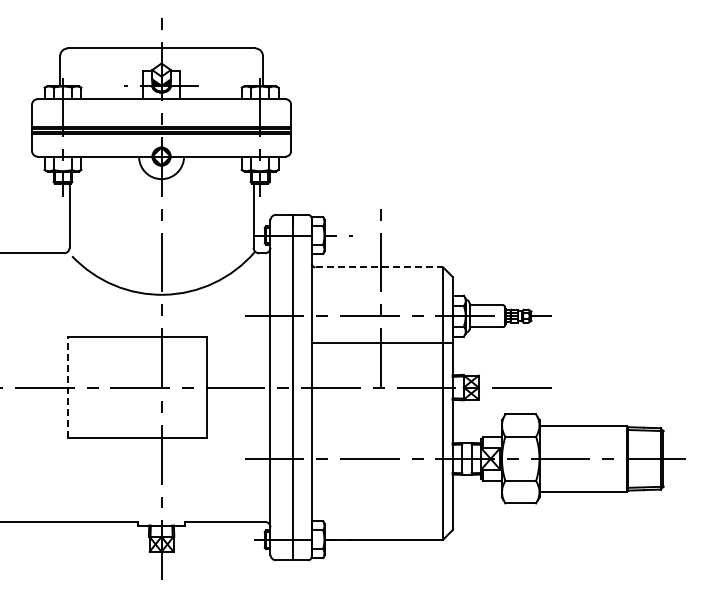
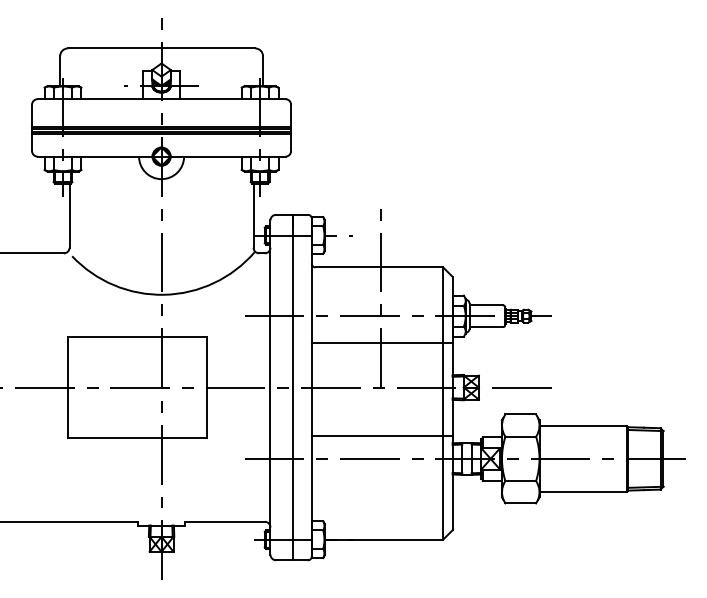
line: dashed -> solid (379, 267)
line: dashed -> solid (67, 387)
line: none -> present (381, 436)
